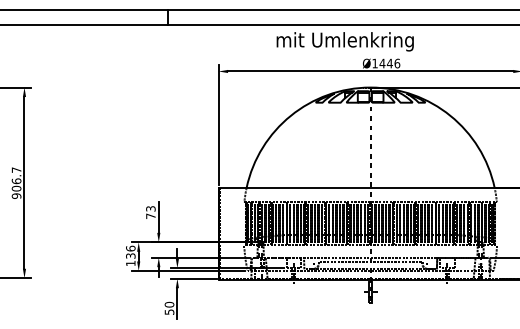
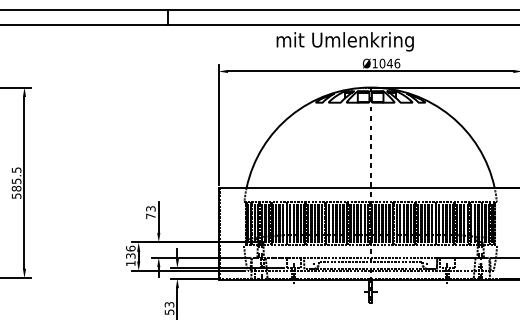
text: Ø1446 -> Ø1046 (382, 63)
text: 906.7 -> 585.5 (16, 182)
text: 50 -> 53 (169, 304)
